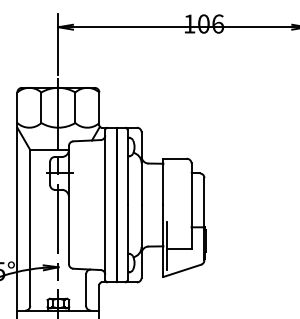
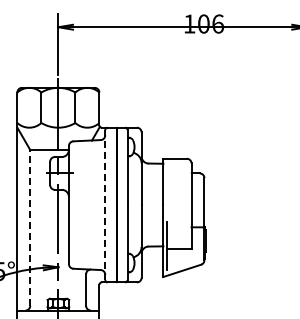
line: solid -> dashed (105, 204)
line: solid -> dashed (30, 227)
